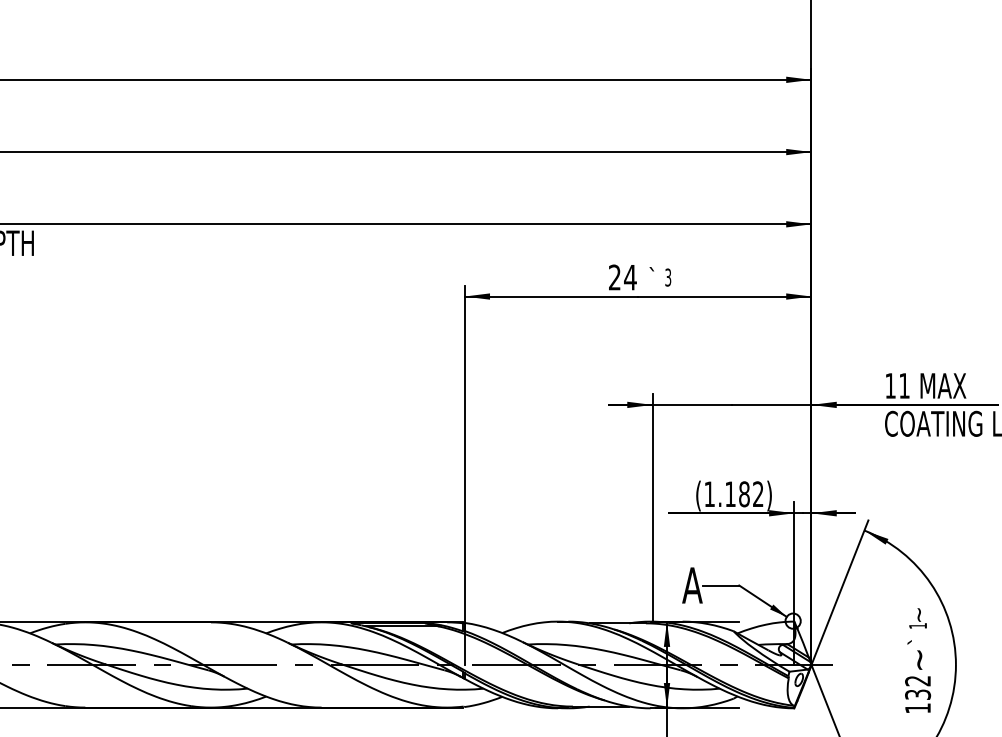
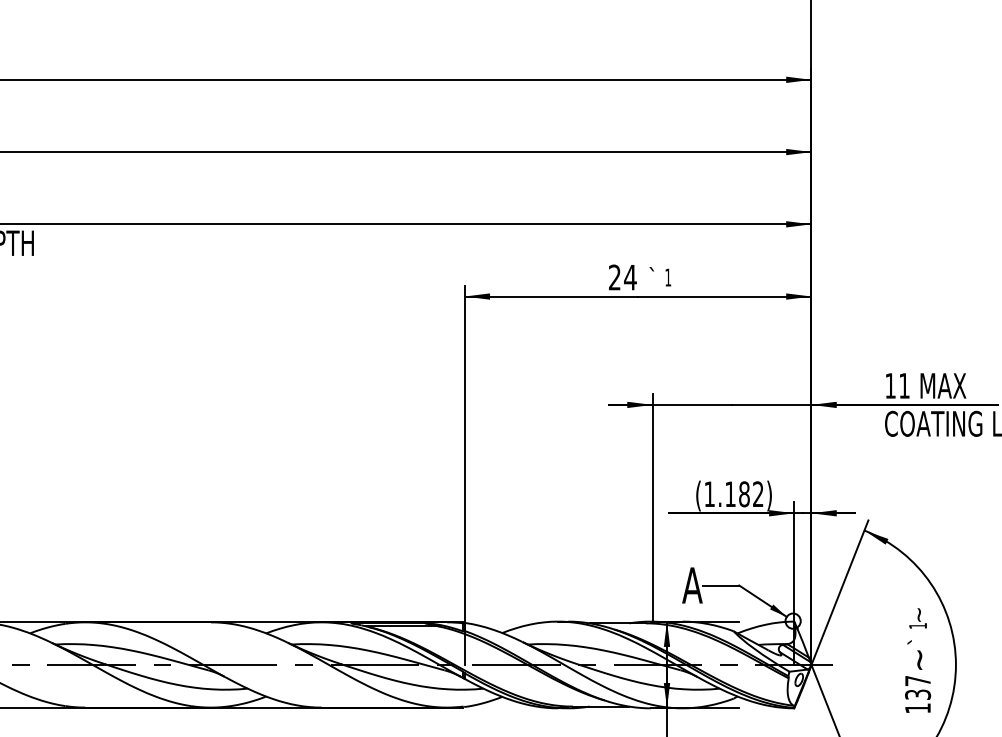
text: 3 -> 1 (668, 277)
text: 132 -> 137 (917, 681)
